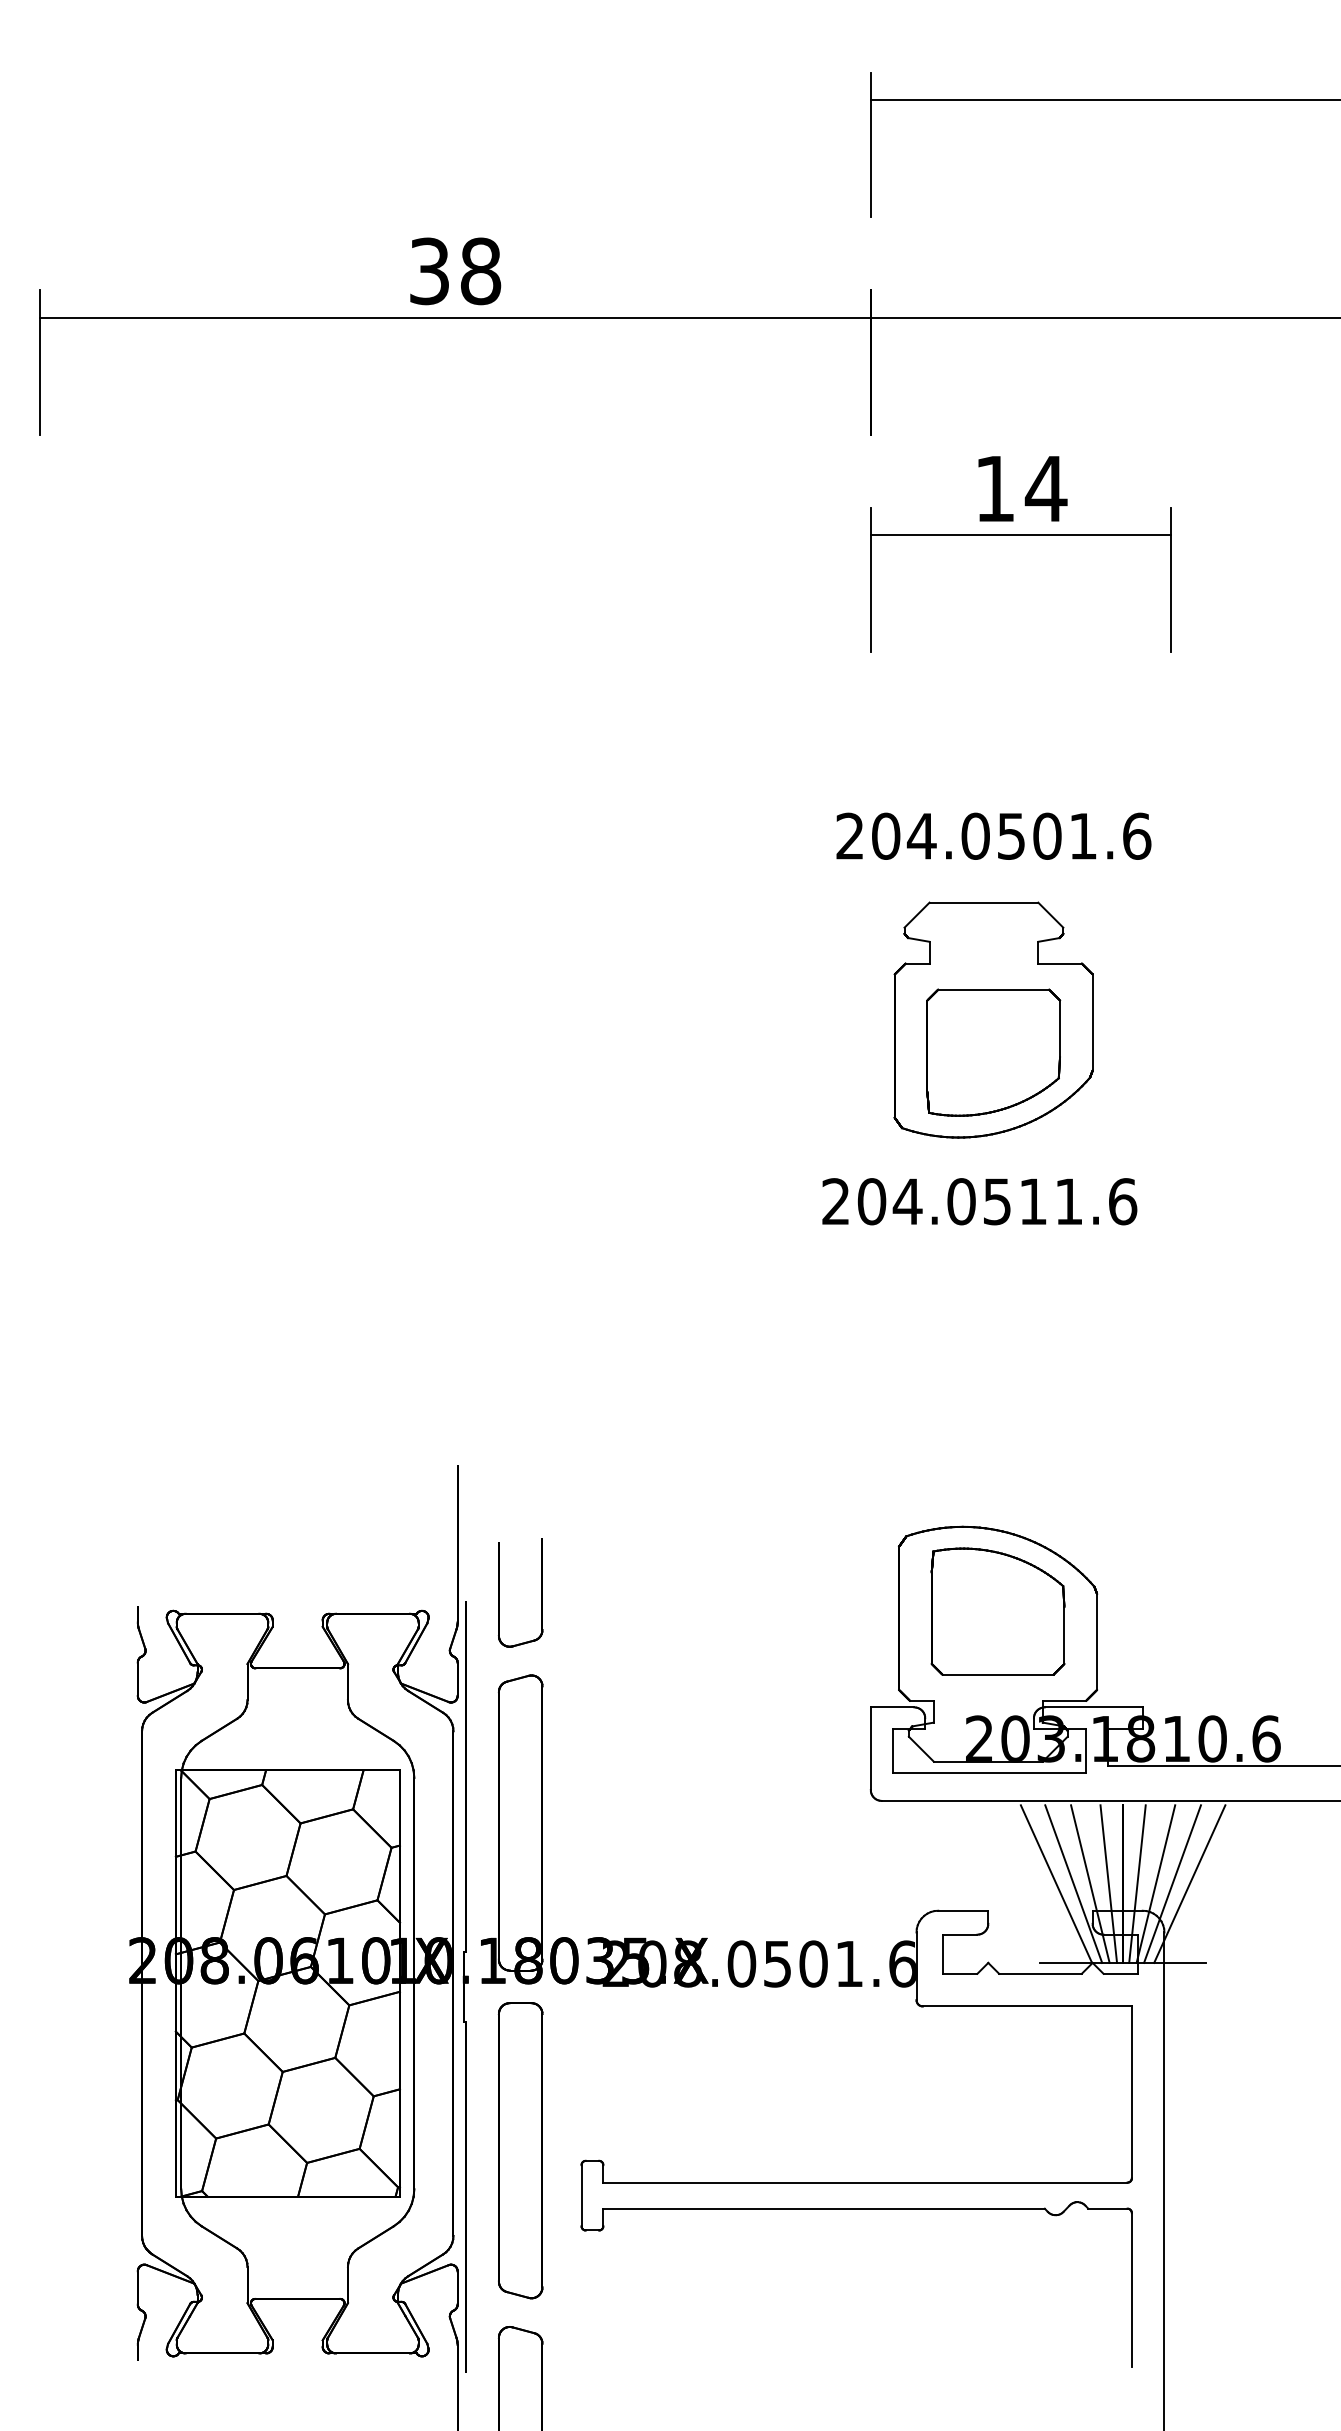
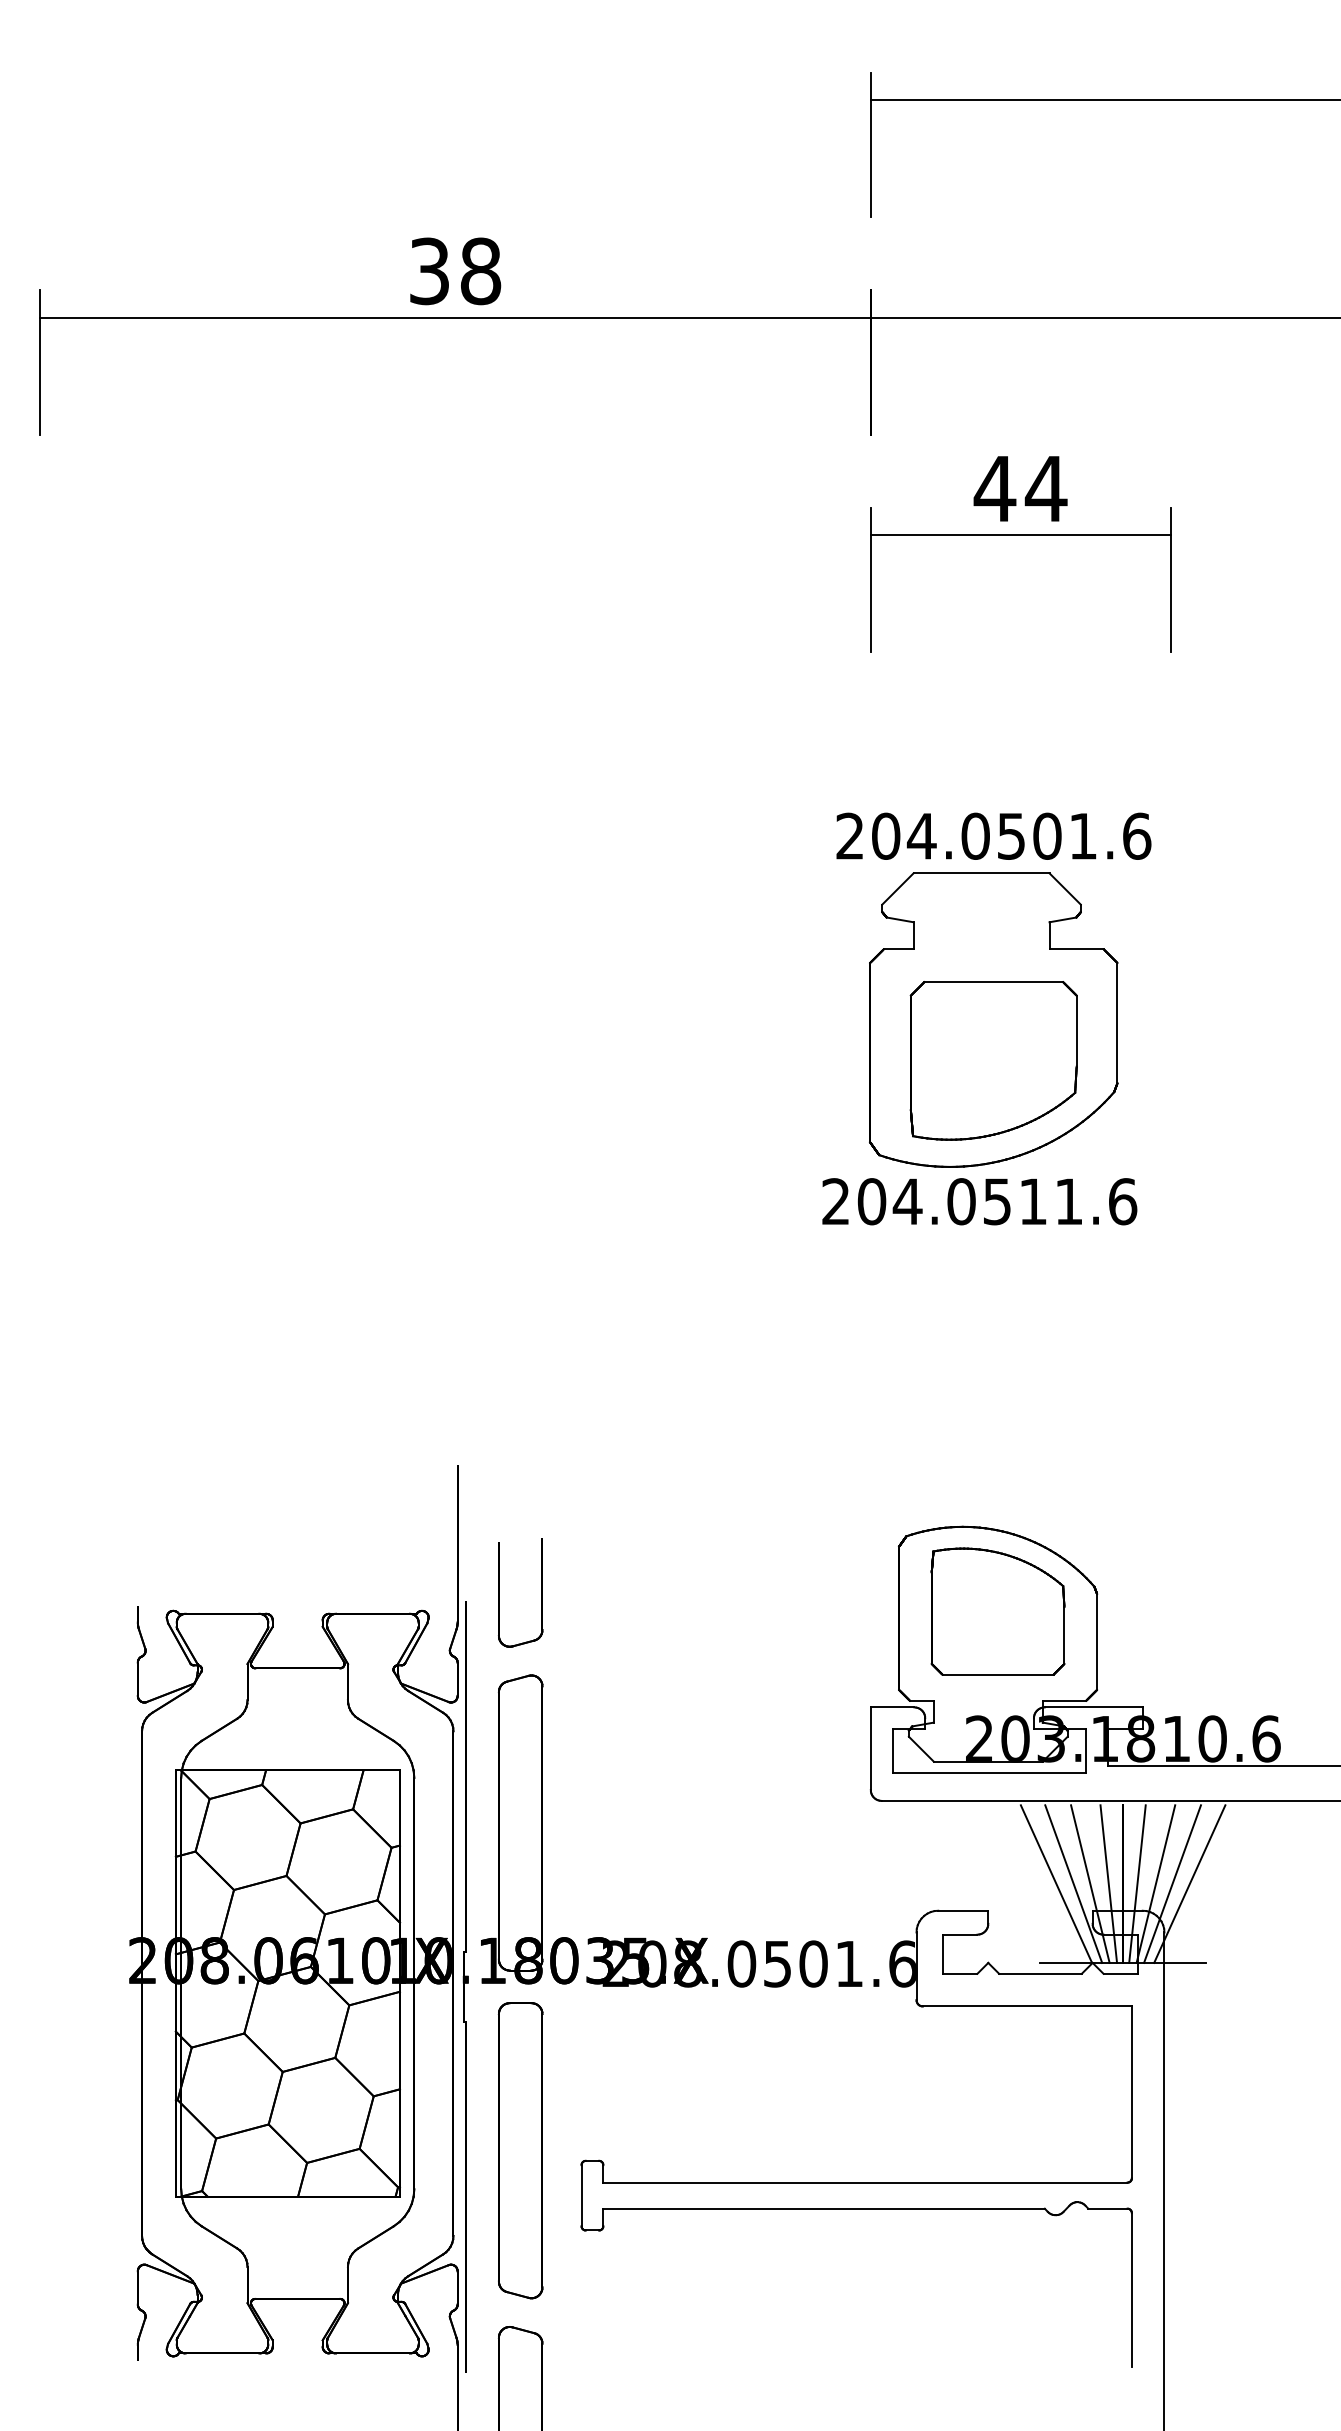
text: 14 -> 44 (994, 488)
part size: 201x238 px -> 250x296 px (993, 1019)
